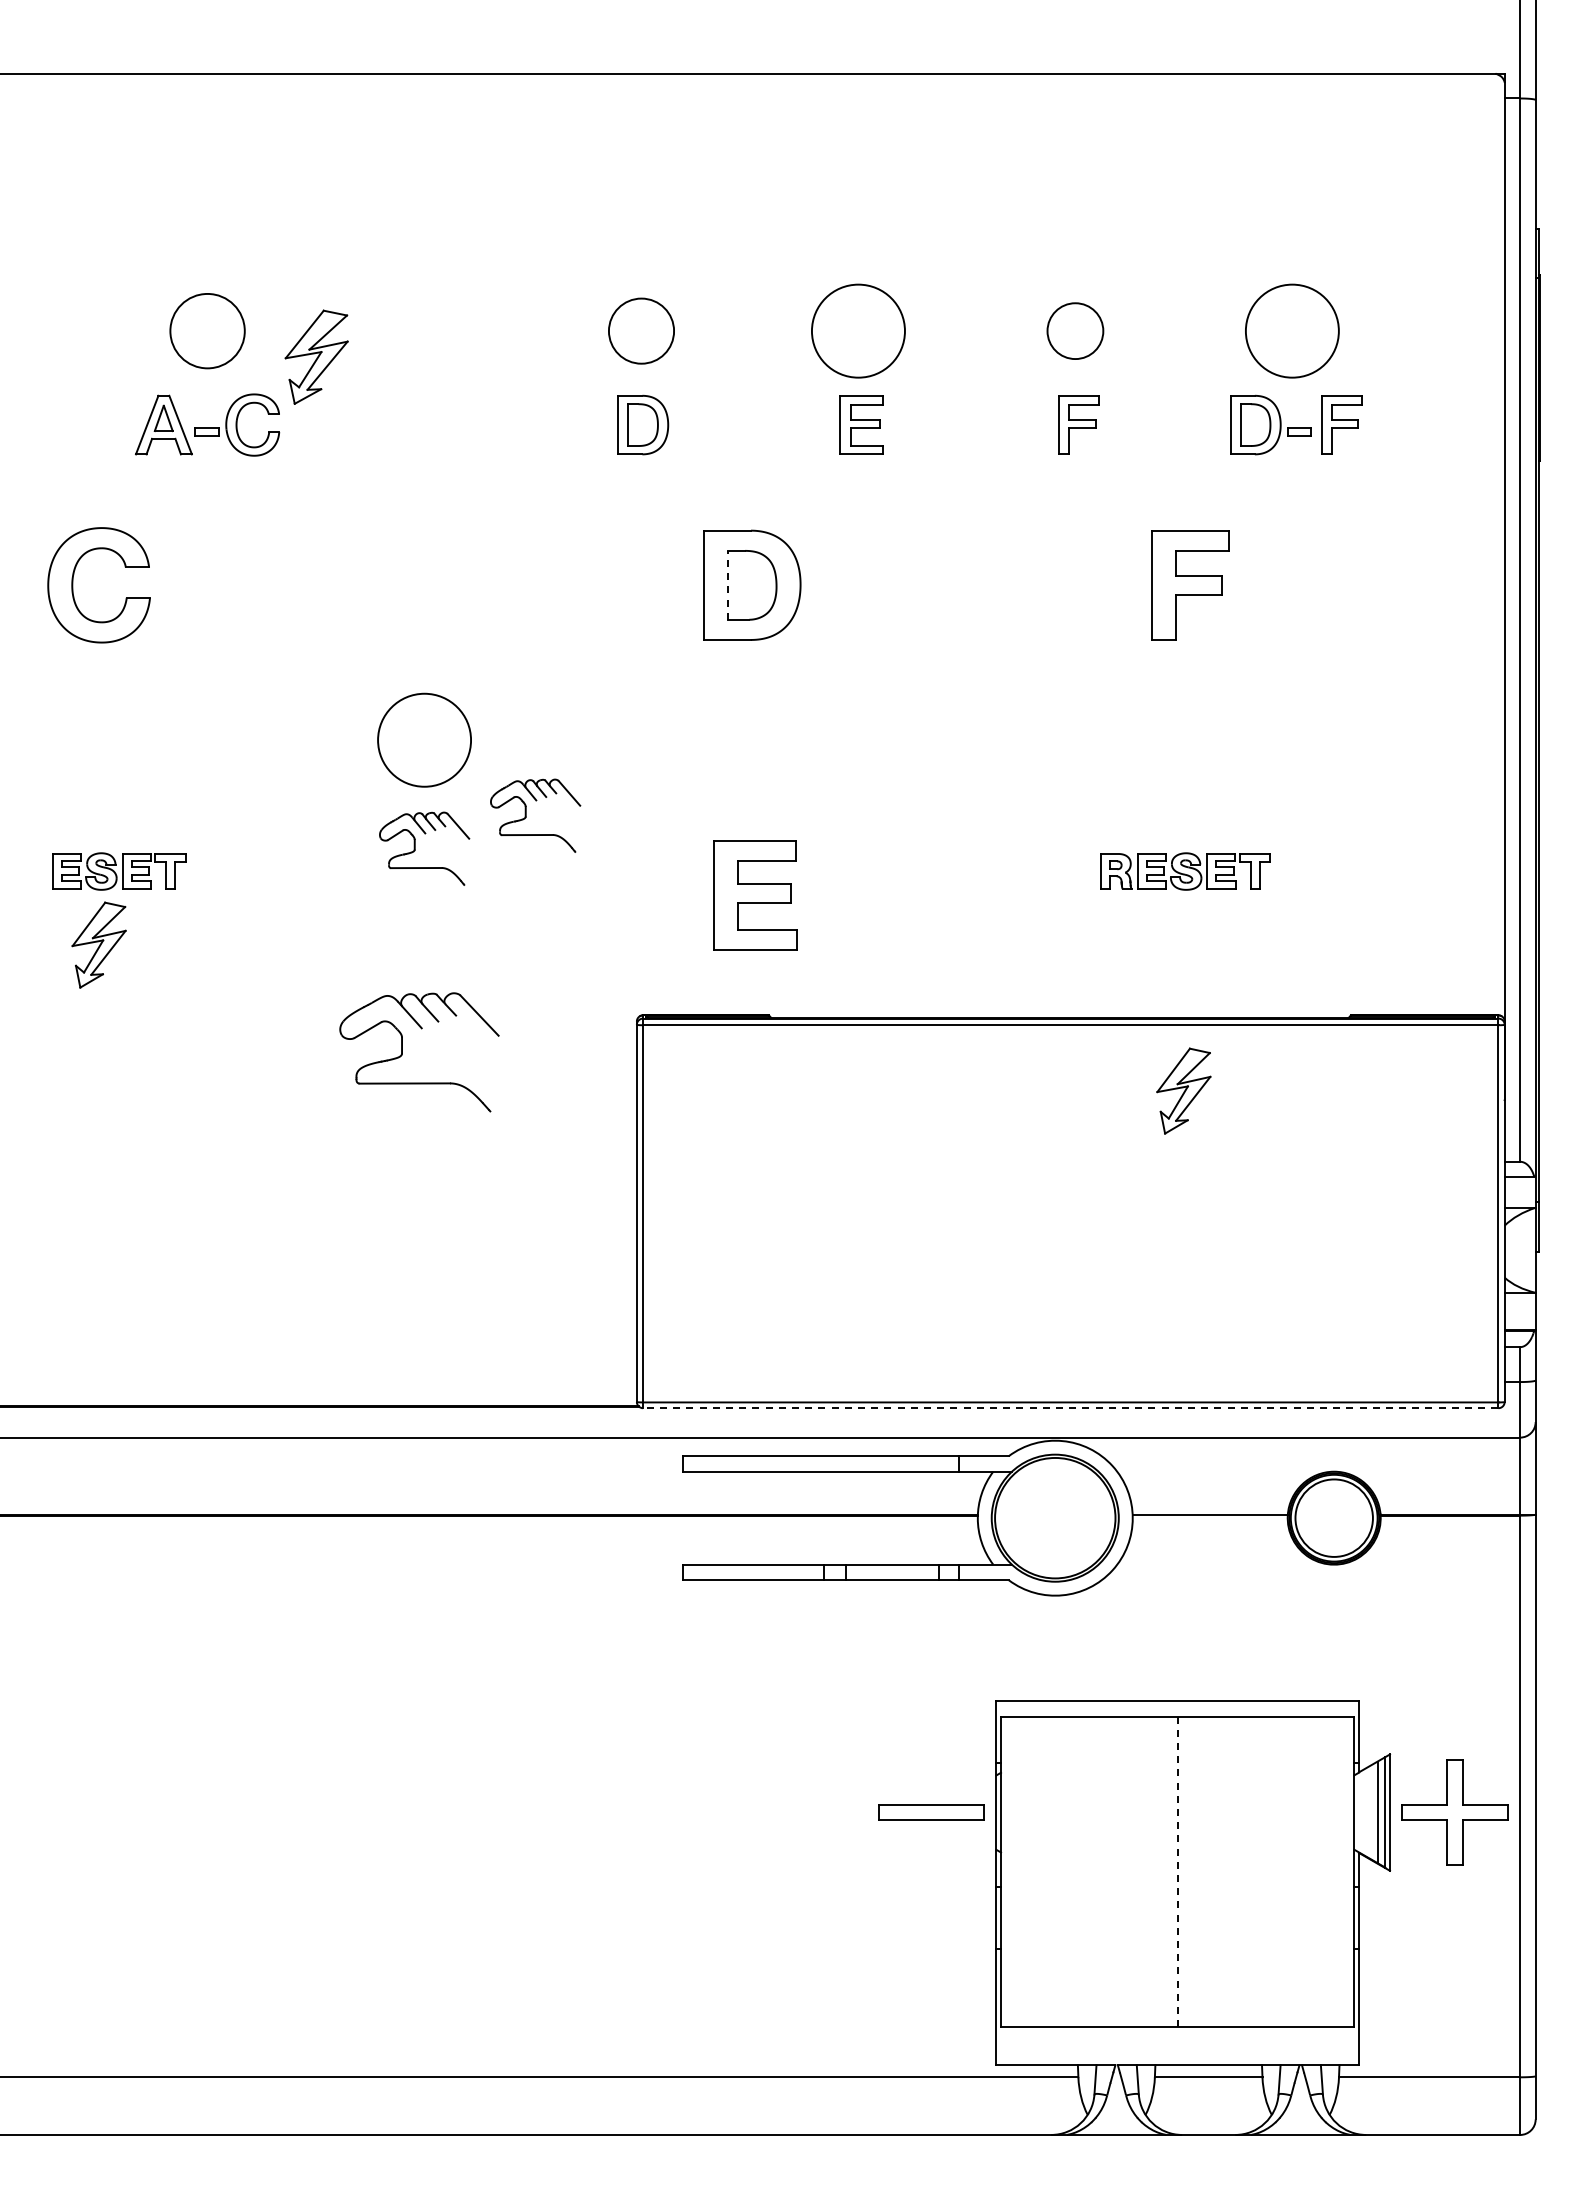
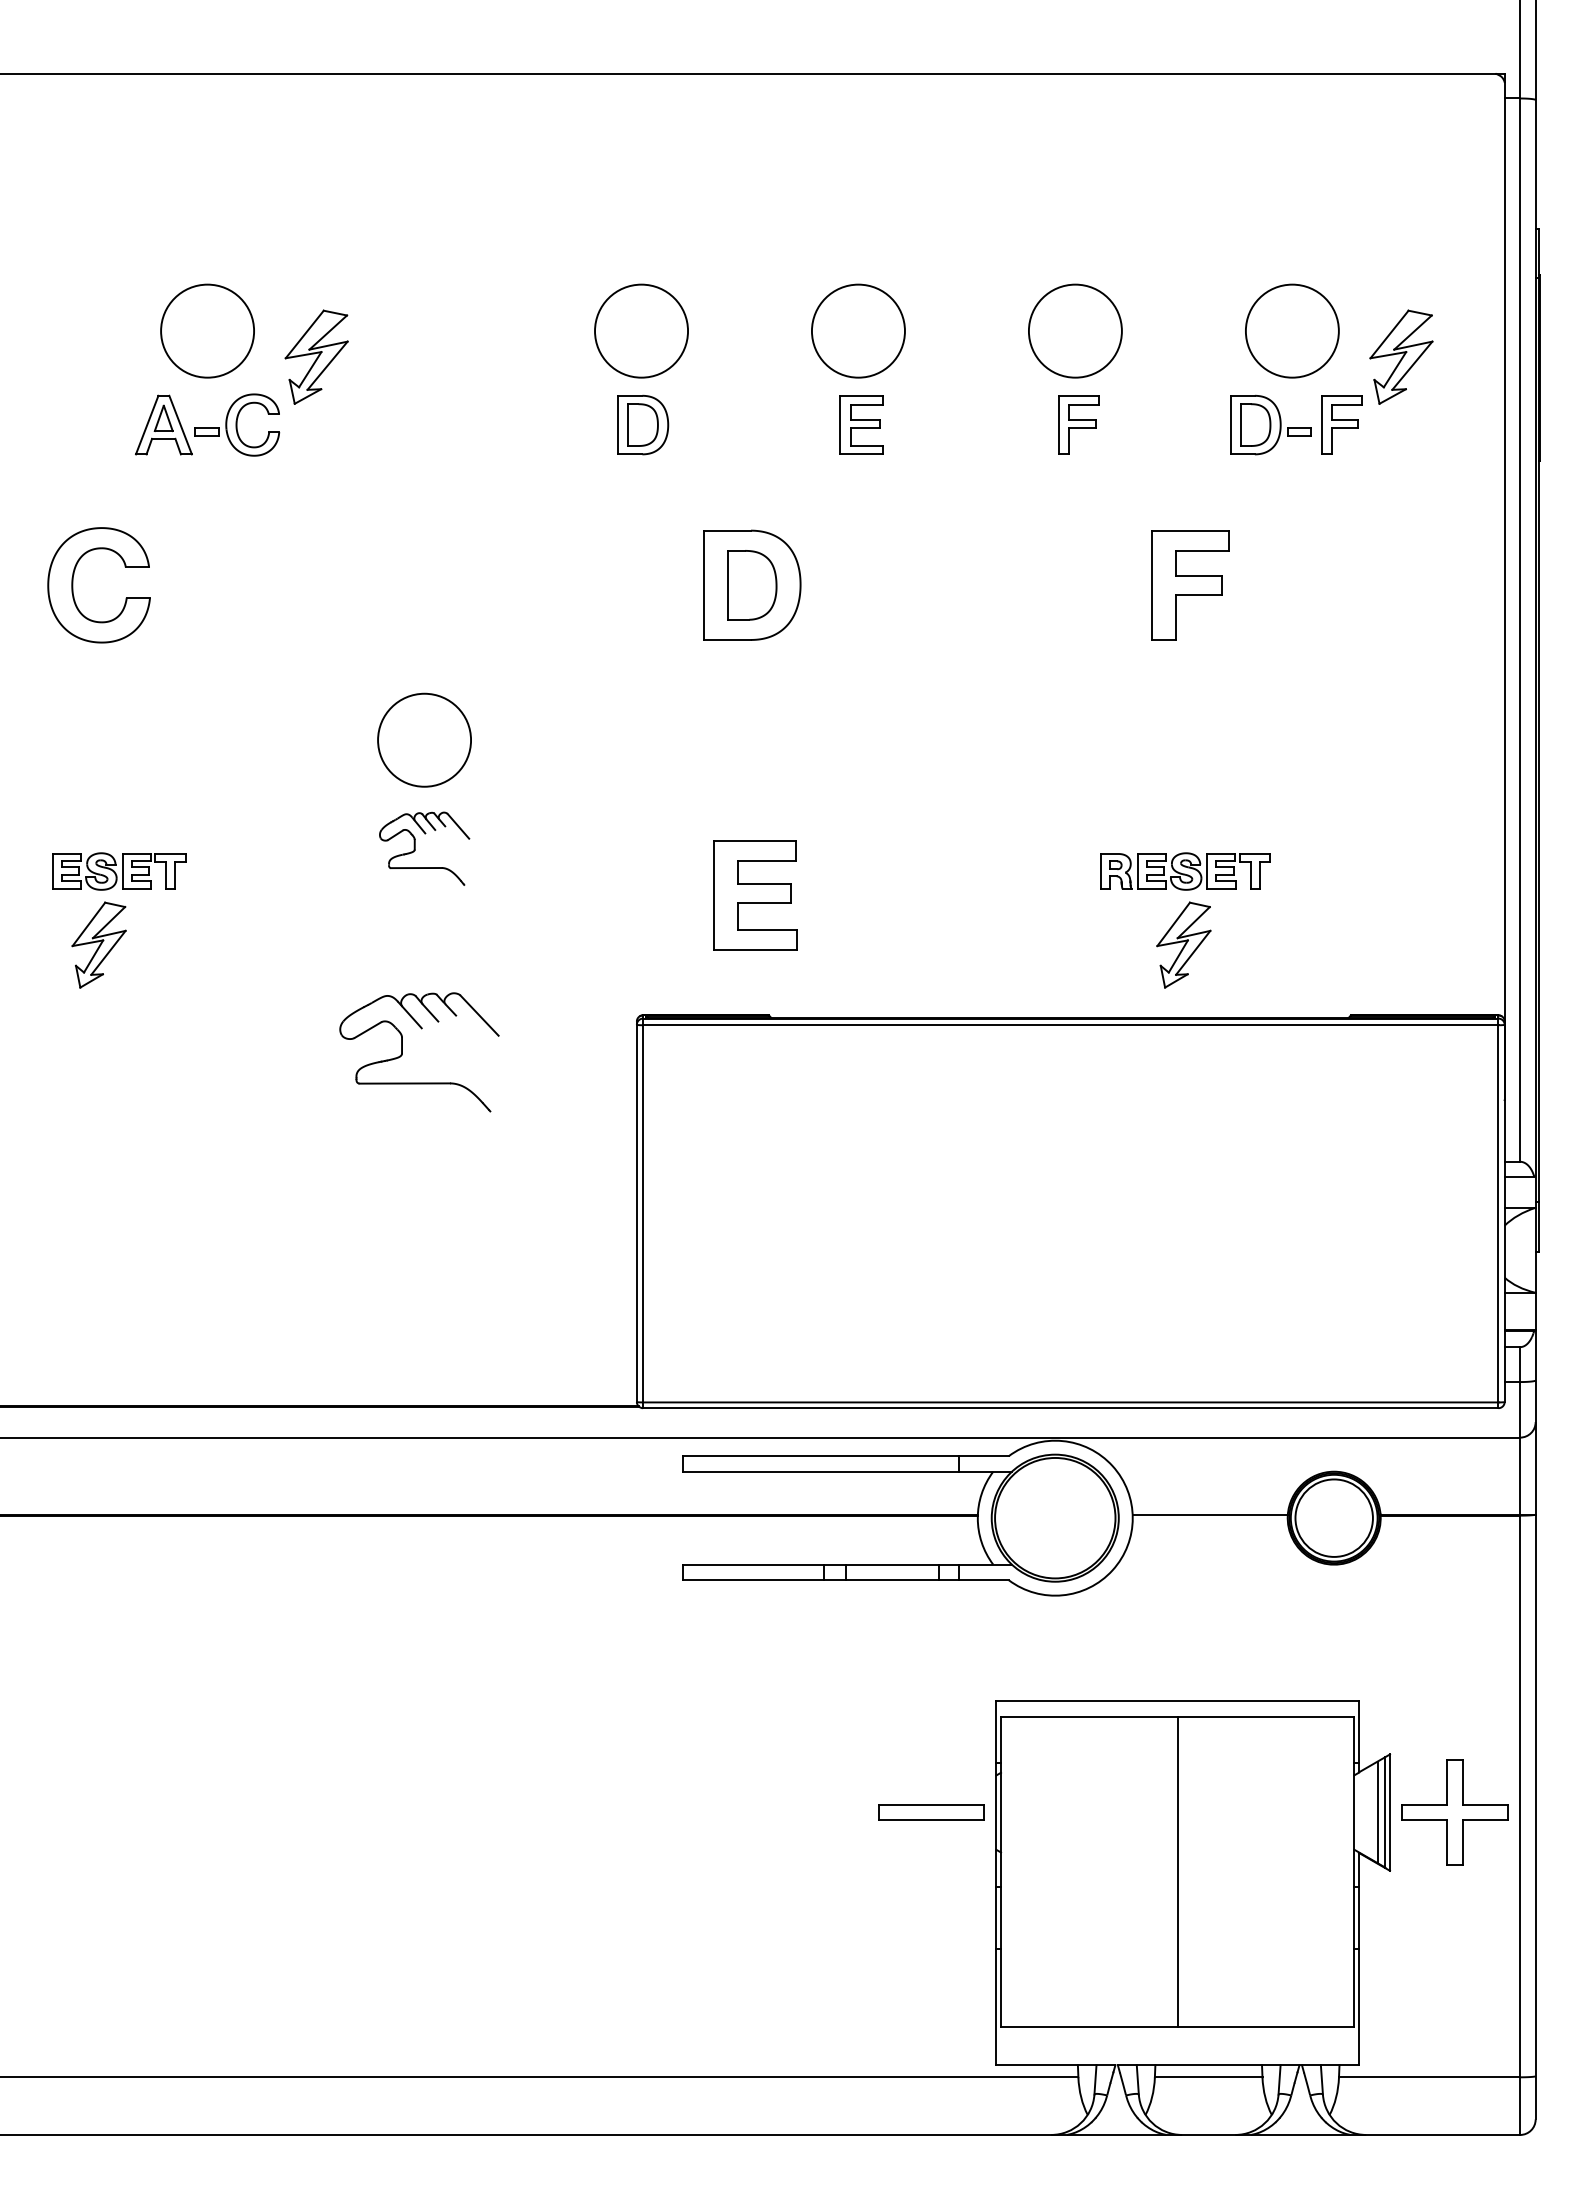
circle diameter: 74 px -> 93 px (207, 330)
circle diameter: 65 px -> 93 px (641, 330)
circle diameter: 56 px -> 93 px (1074, 330)
part: none -> present (1401, 356)
line: dashed -> solid (727, 584)
part: present -> none (526, 815)
part position: (1183, 1090) -> (1183, 944) (1183, 944)
line: dashed -> solid (1070, 1408)
line: dashed -> solid (1177, 1872)
